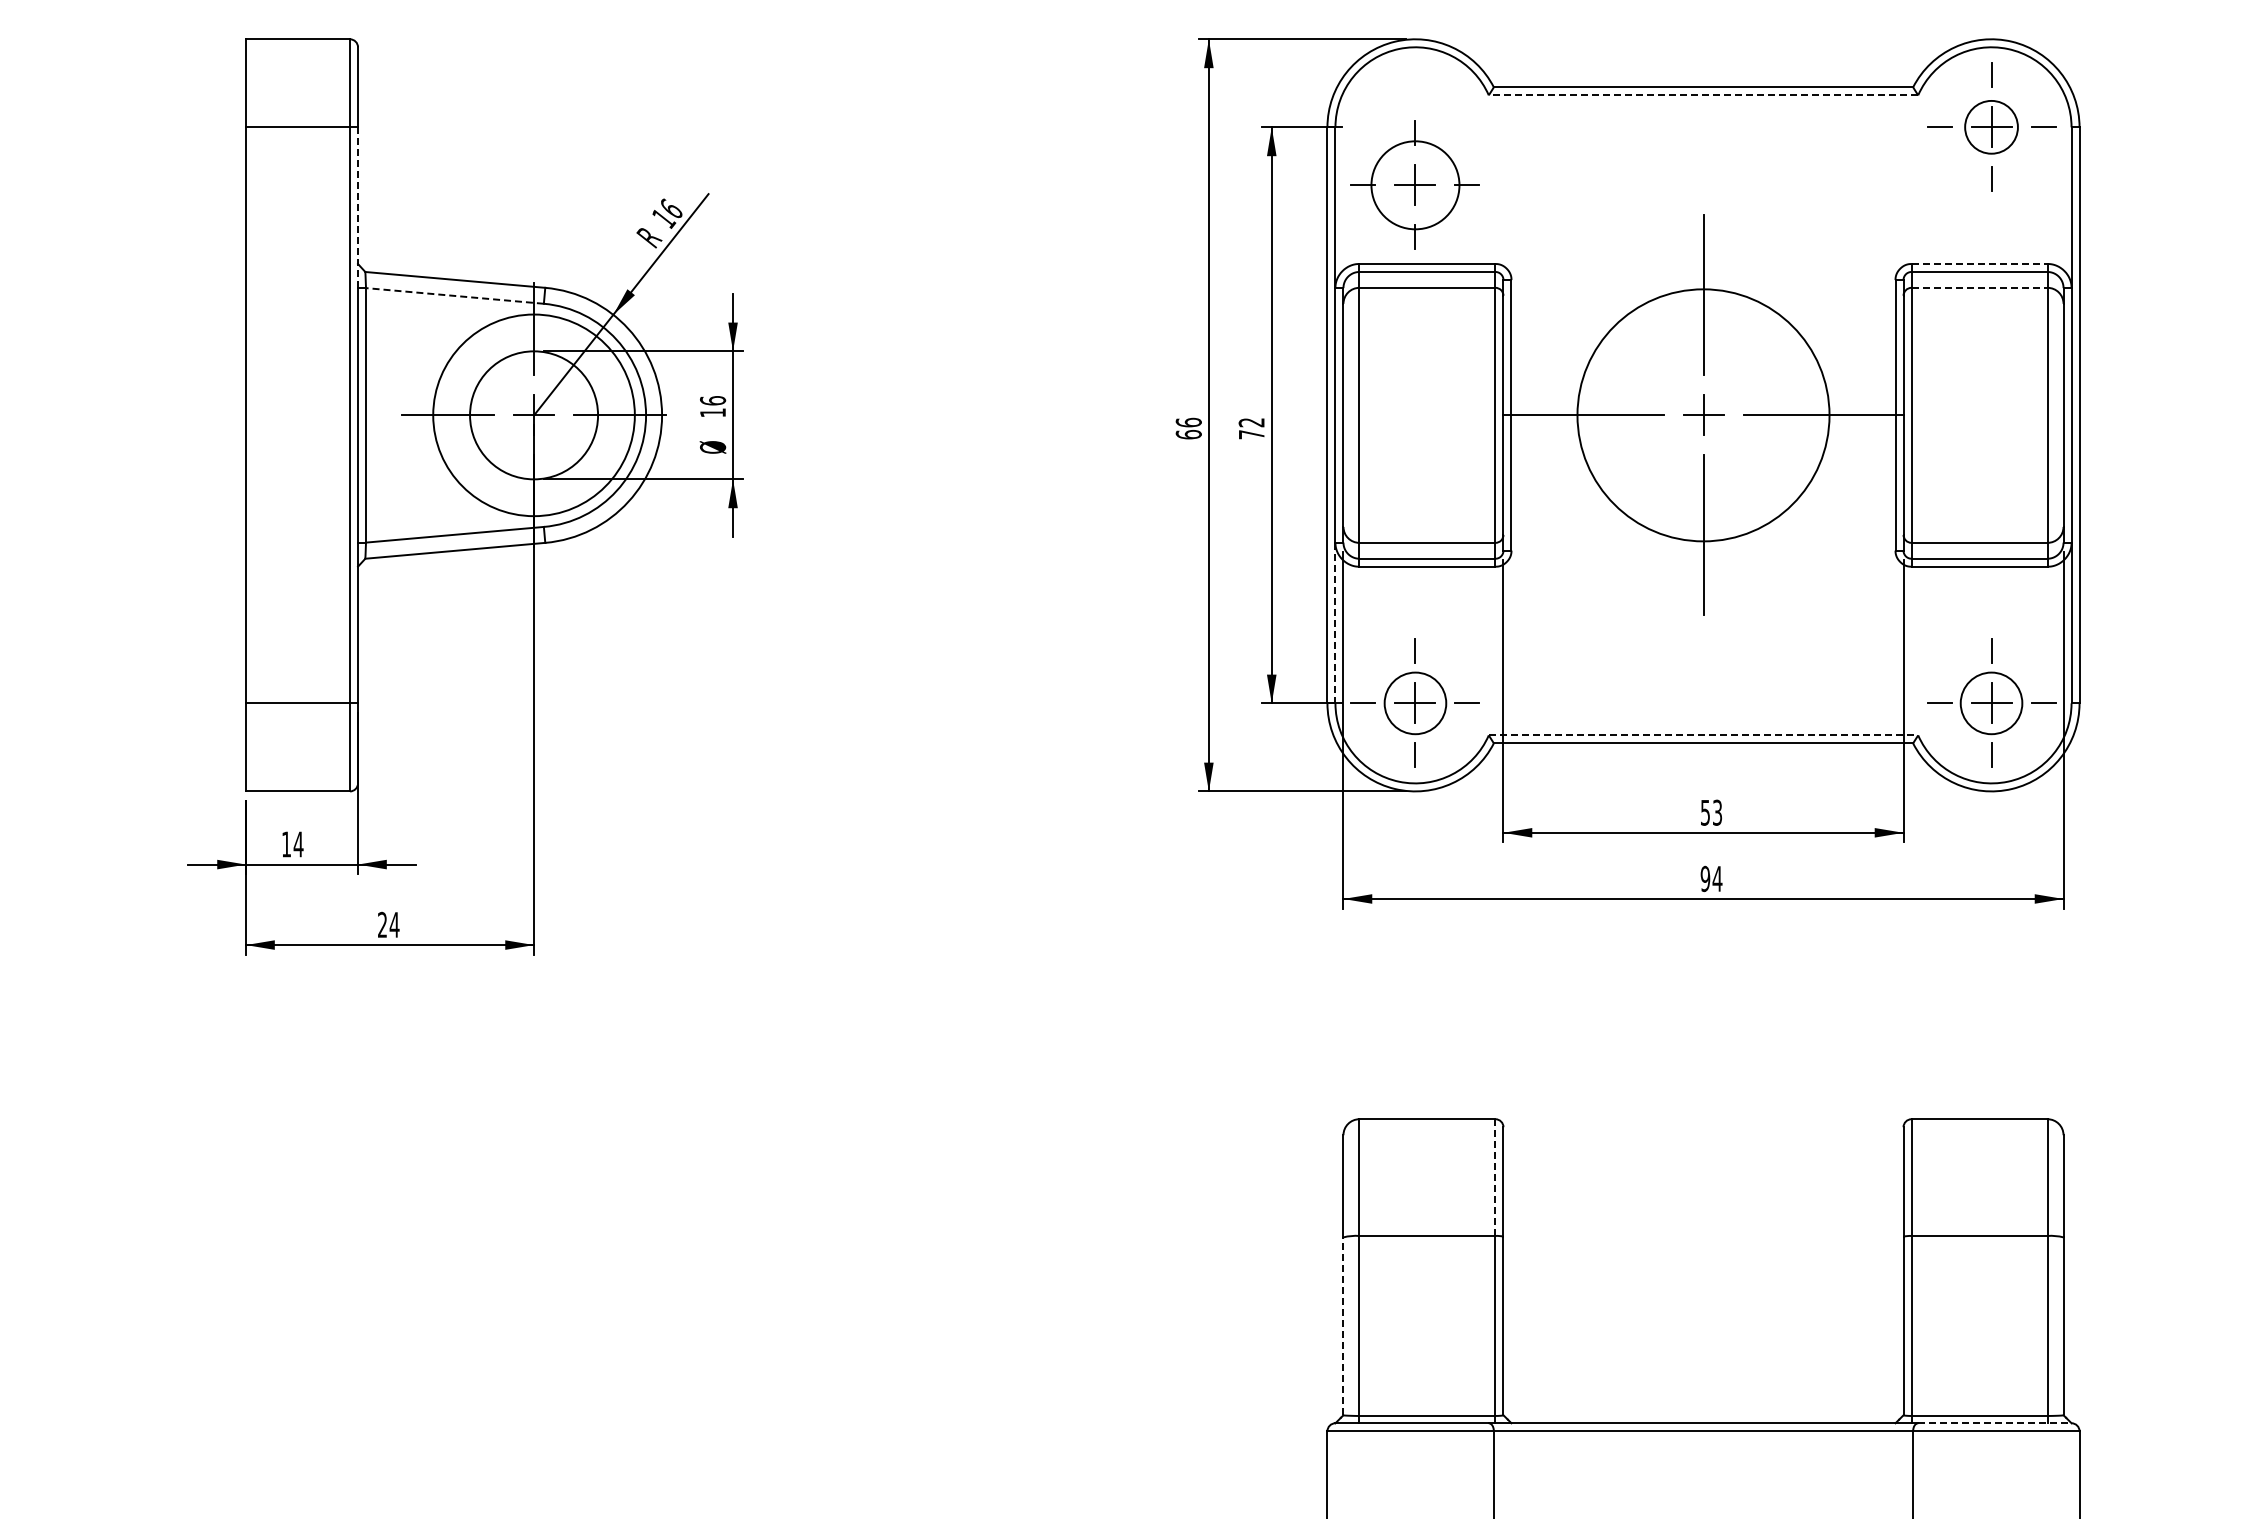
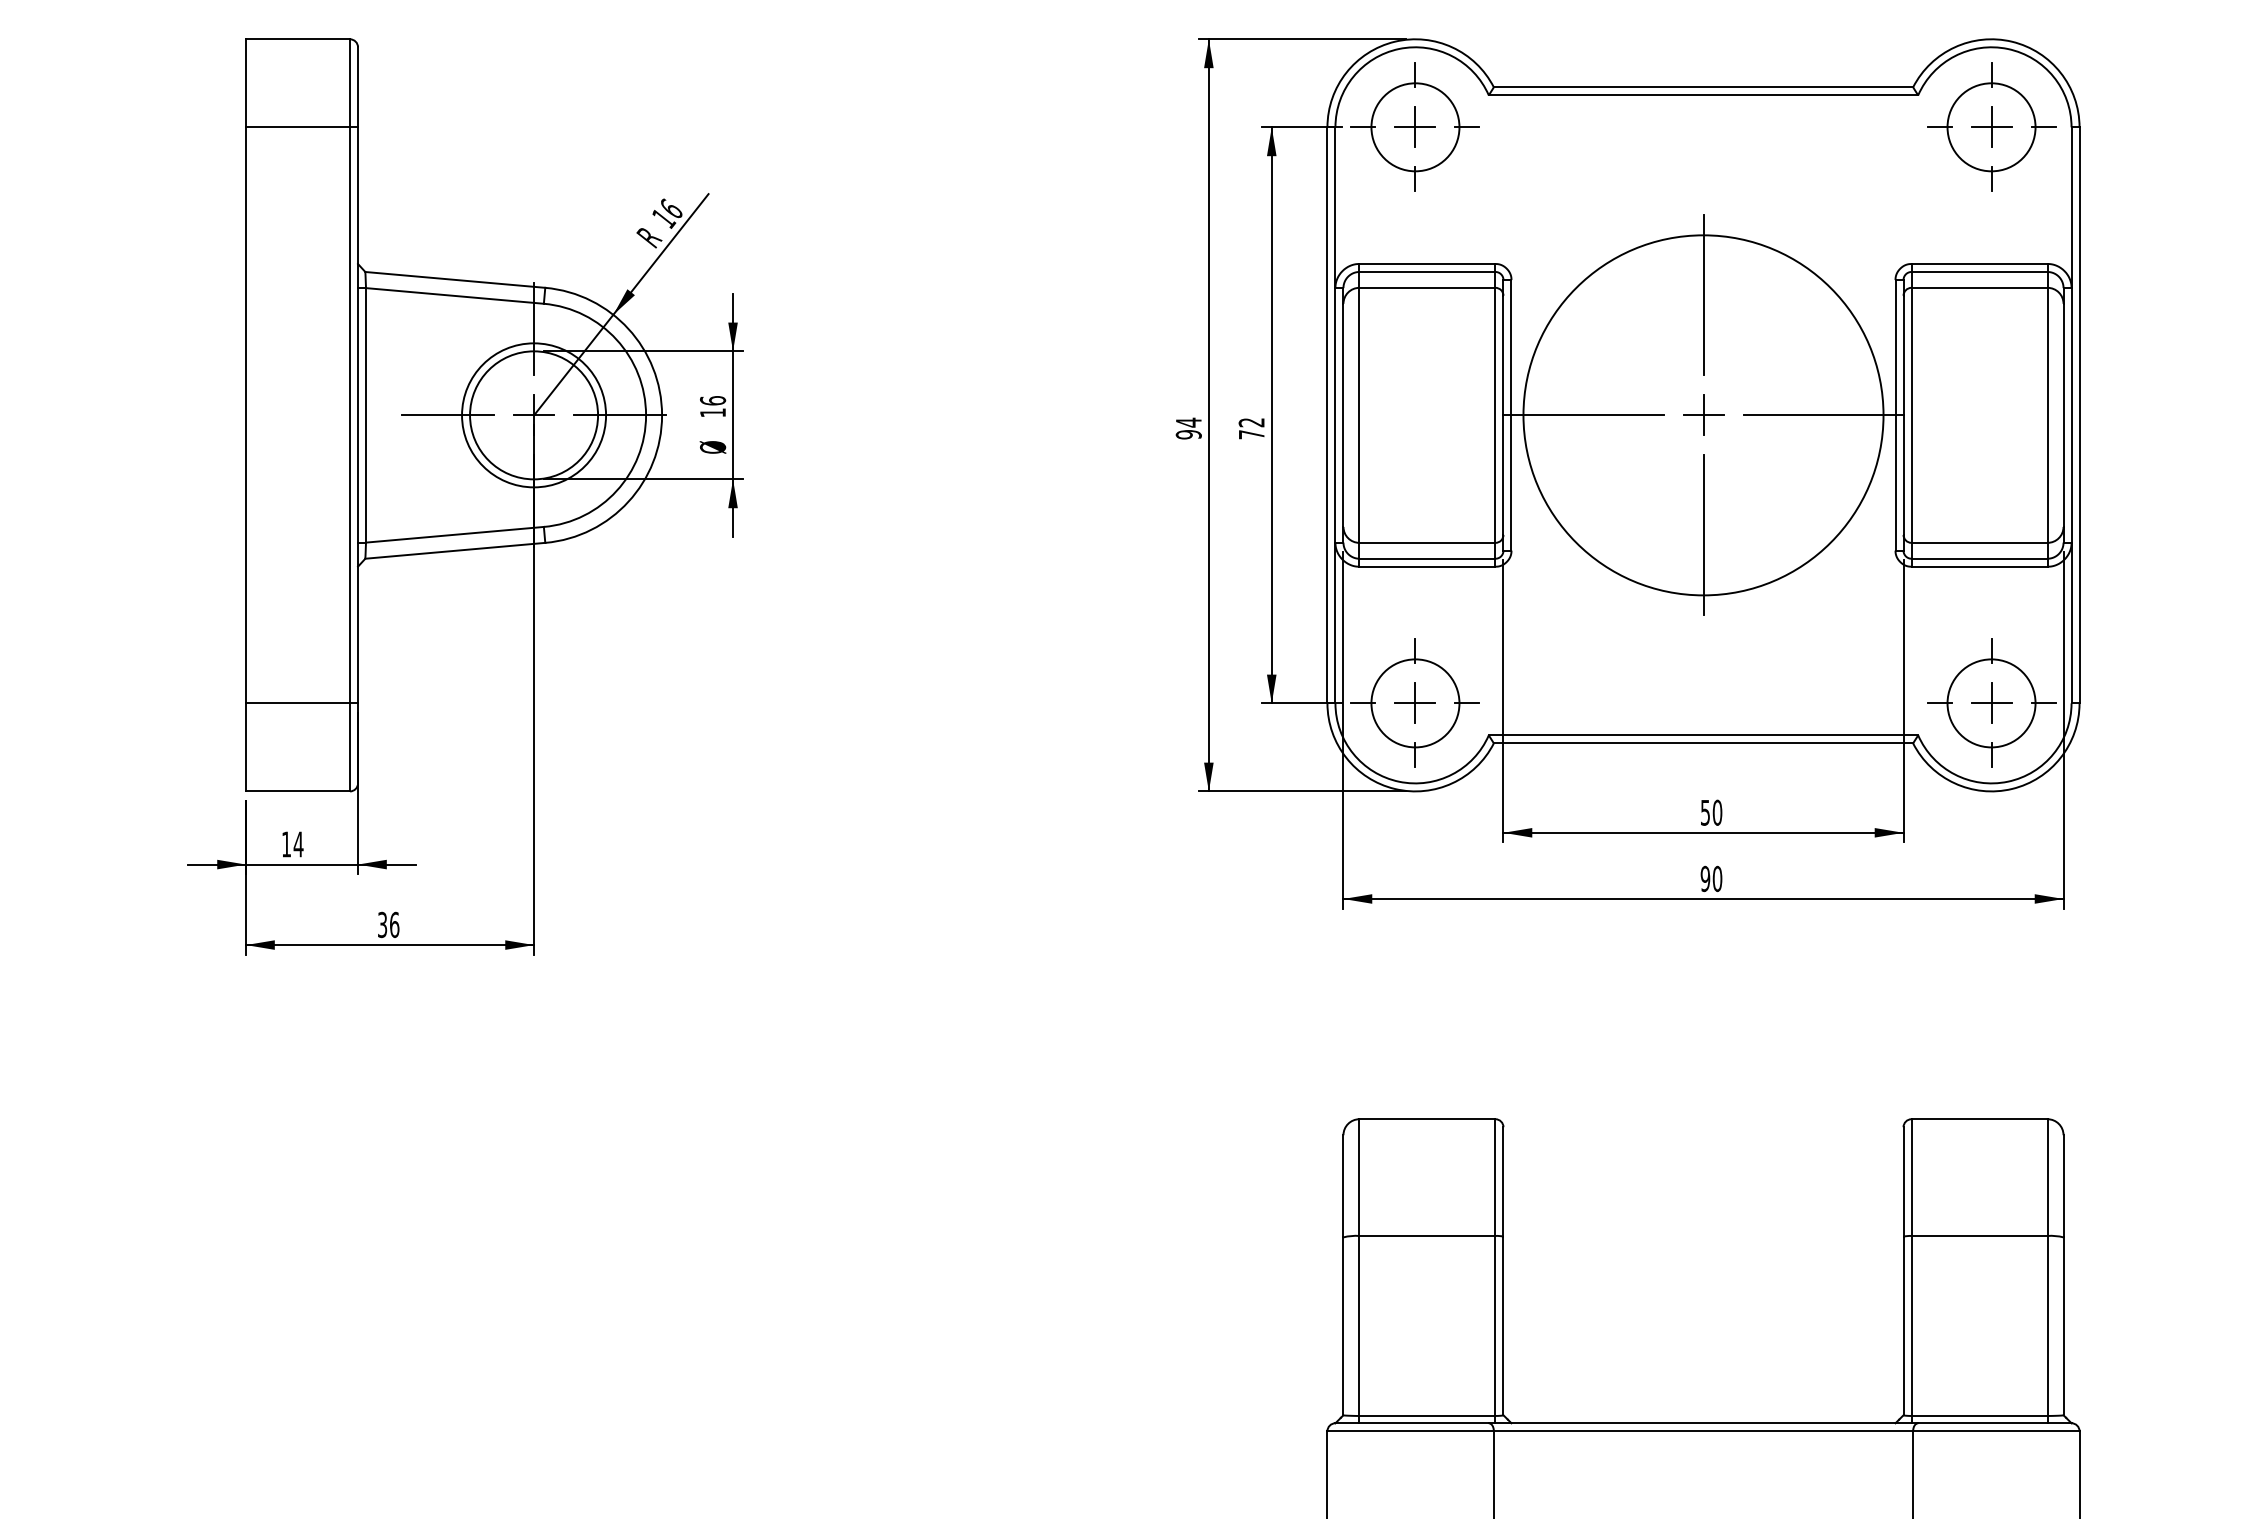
line: dashed -> solid (1703, 95)
circle diameter: 53 px -> 88 px (1991, 127)
part position: (1414, 184) -> (1414, 126) (1414, 126)
line: dashed -> solid (358, 208)
line: dashed -> solid (1980, 264)
line: dashed -> solid (1980, 287)
line: dashed -> solid (454, 295)
circle diameter: 202 px -> 144 px (534, 415)
circle diameter: 252 px -> 360 px (1703, 415)
text: 66 -> 94 (1188, 428)
line: dashed -> solid (1335, 623)
circle diameter: 62 px -> 88 px (1415, 703)
circle diameter: 62 px -> 88 px (1991, 703)
line: dashed -> solid (1703, 735)
text: 53 -> 50 (1717, 812)
text: 94 -> 90 (1717, 878)
text: 24 -> 36 (388, 924)
line: dashed -> solid (1495, 1177)
line: dashed -> solid (1343, 1326)
line: dashed -> solid (1994, 1423)
